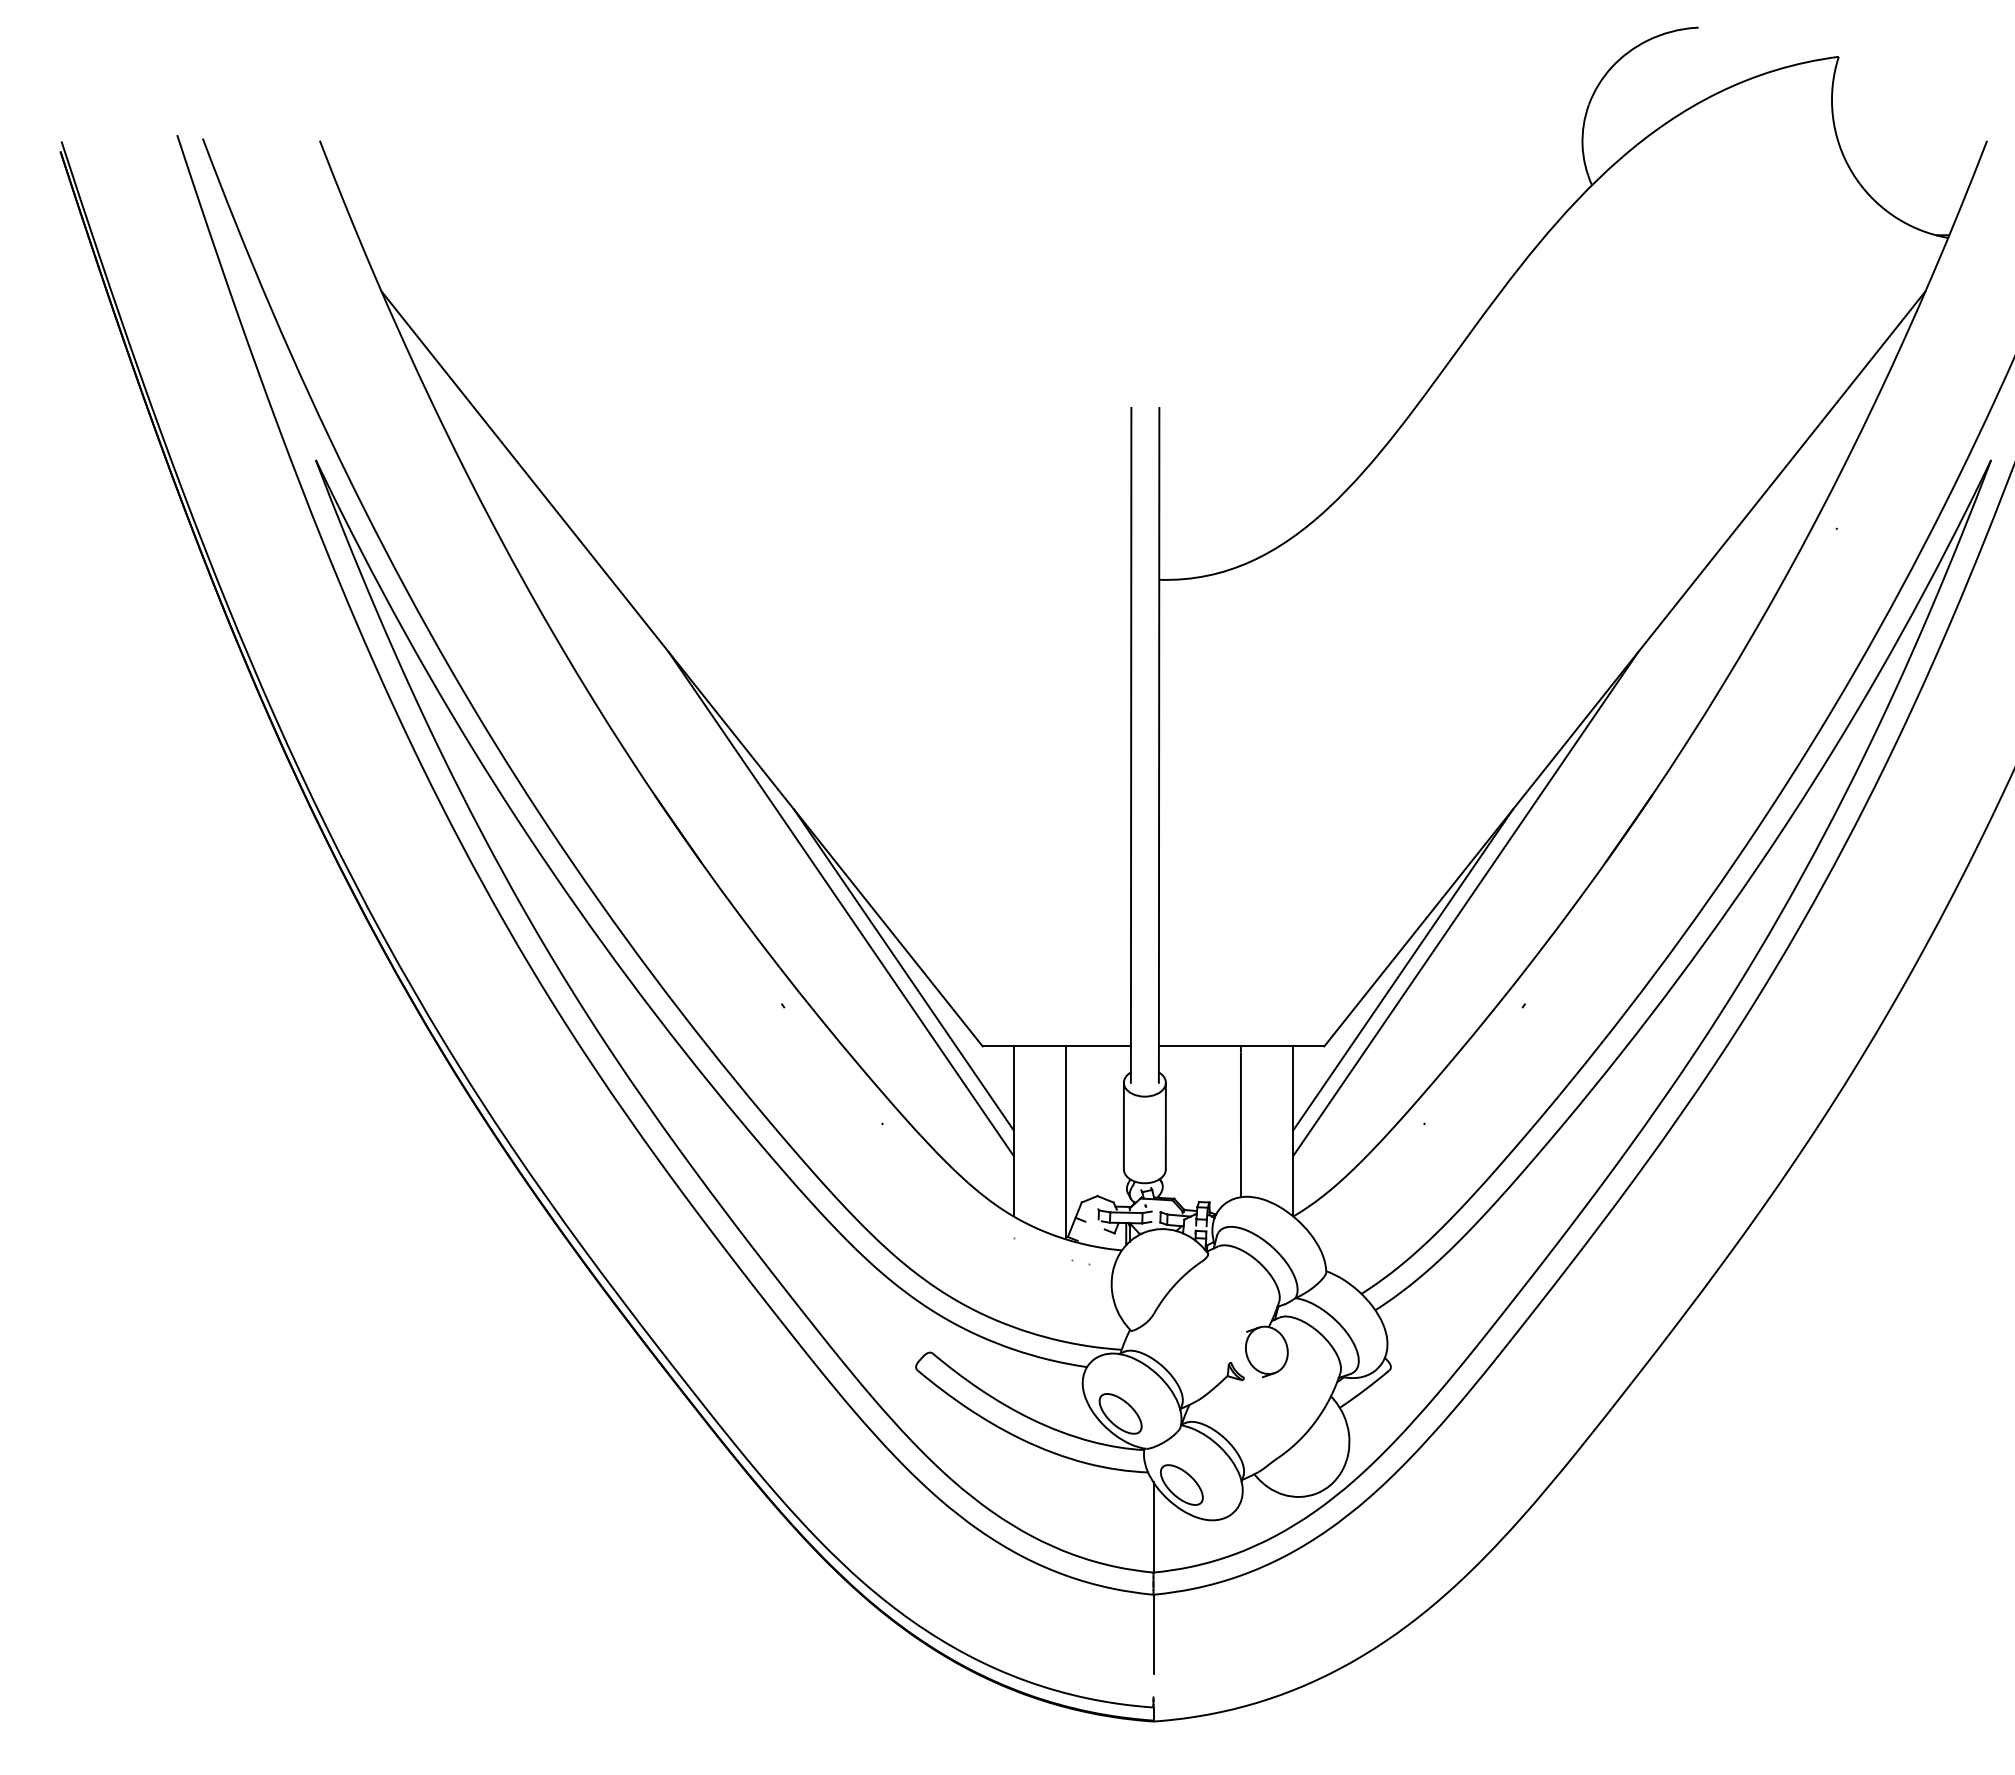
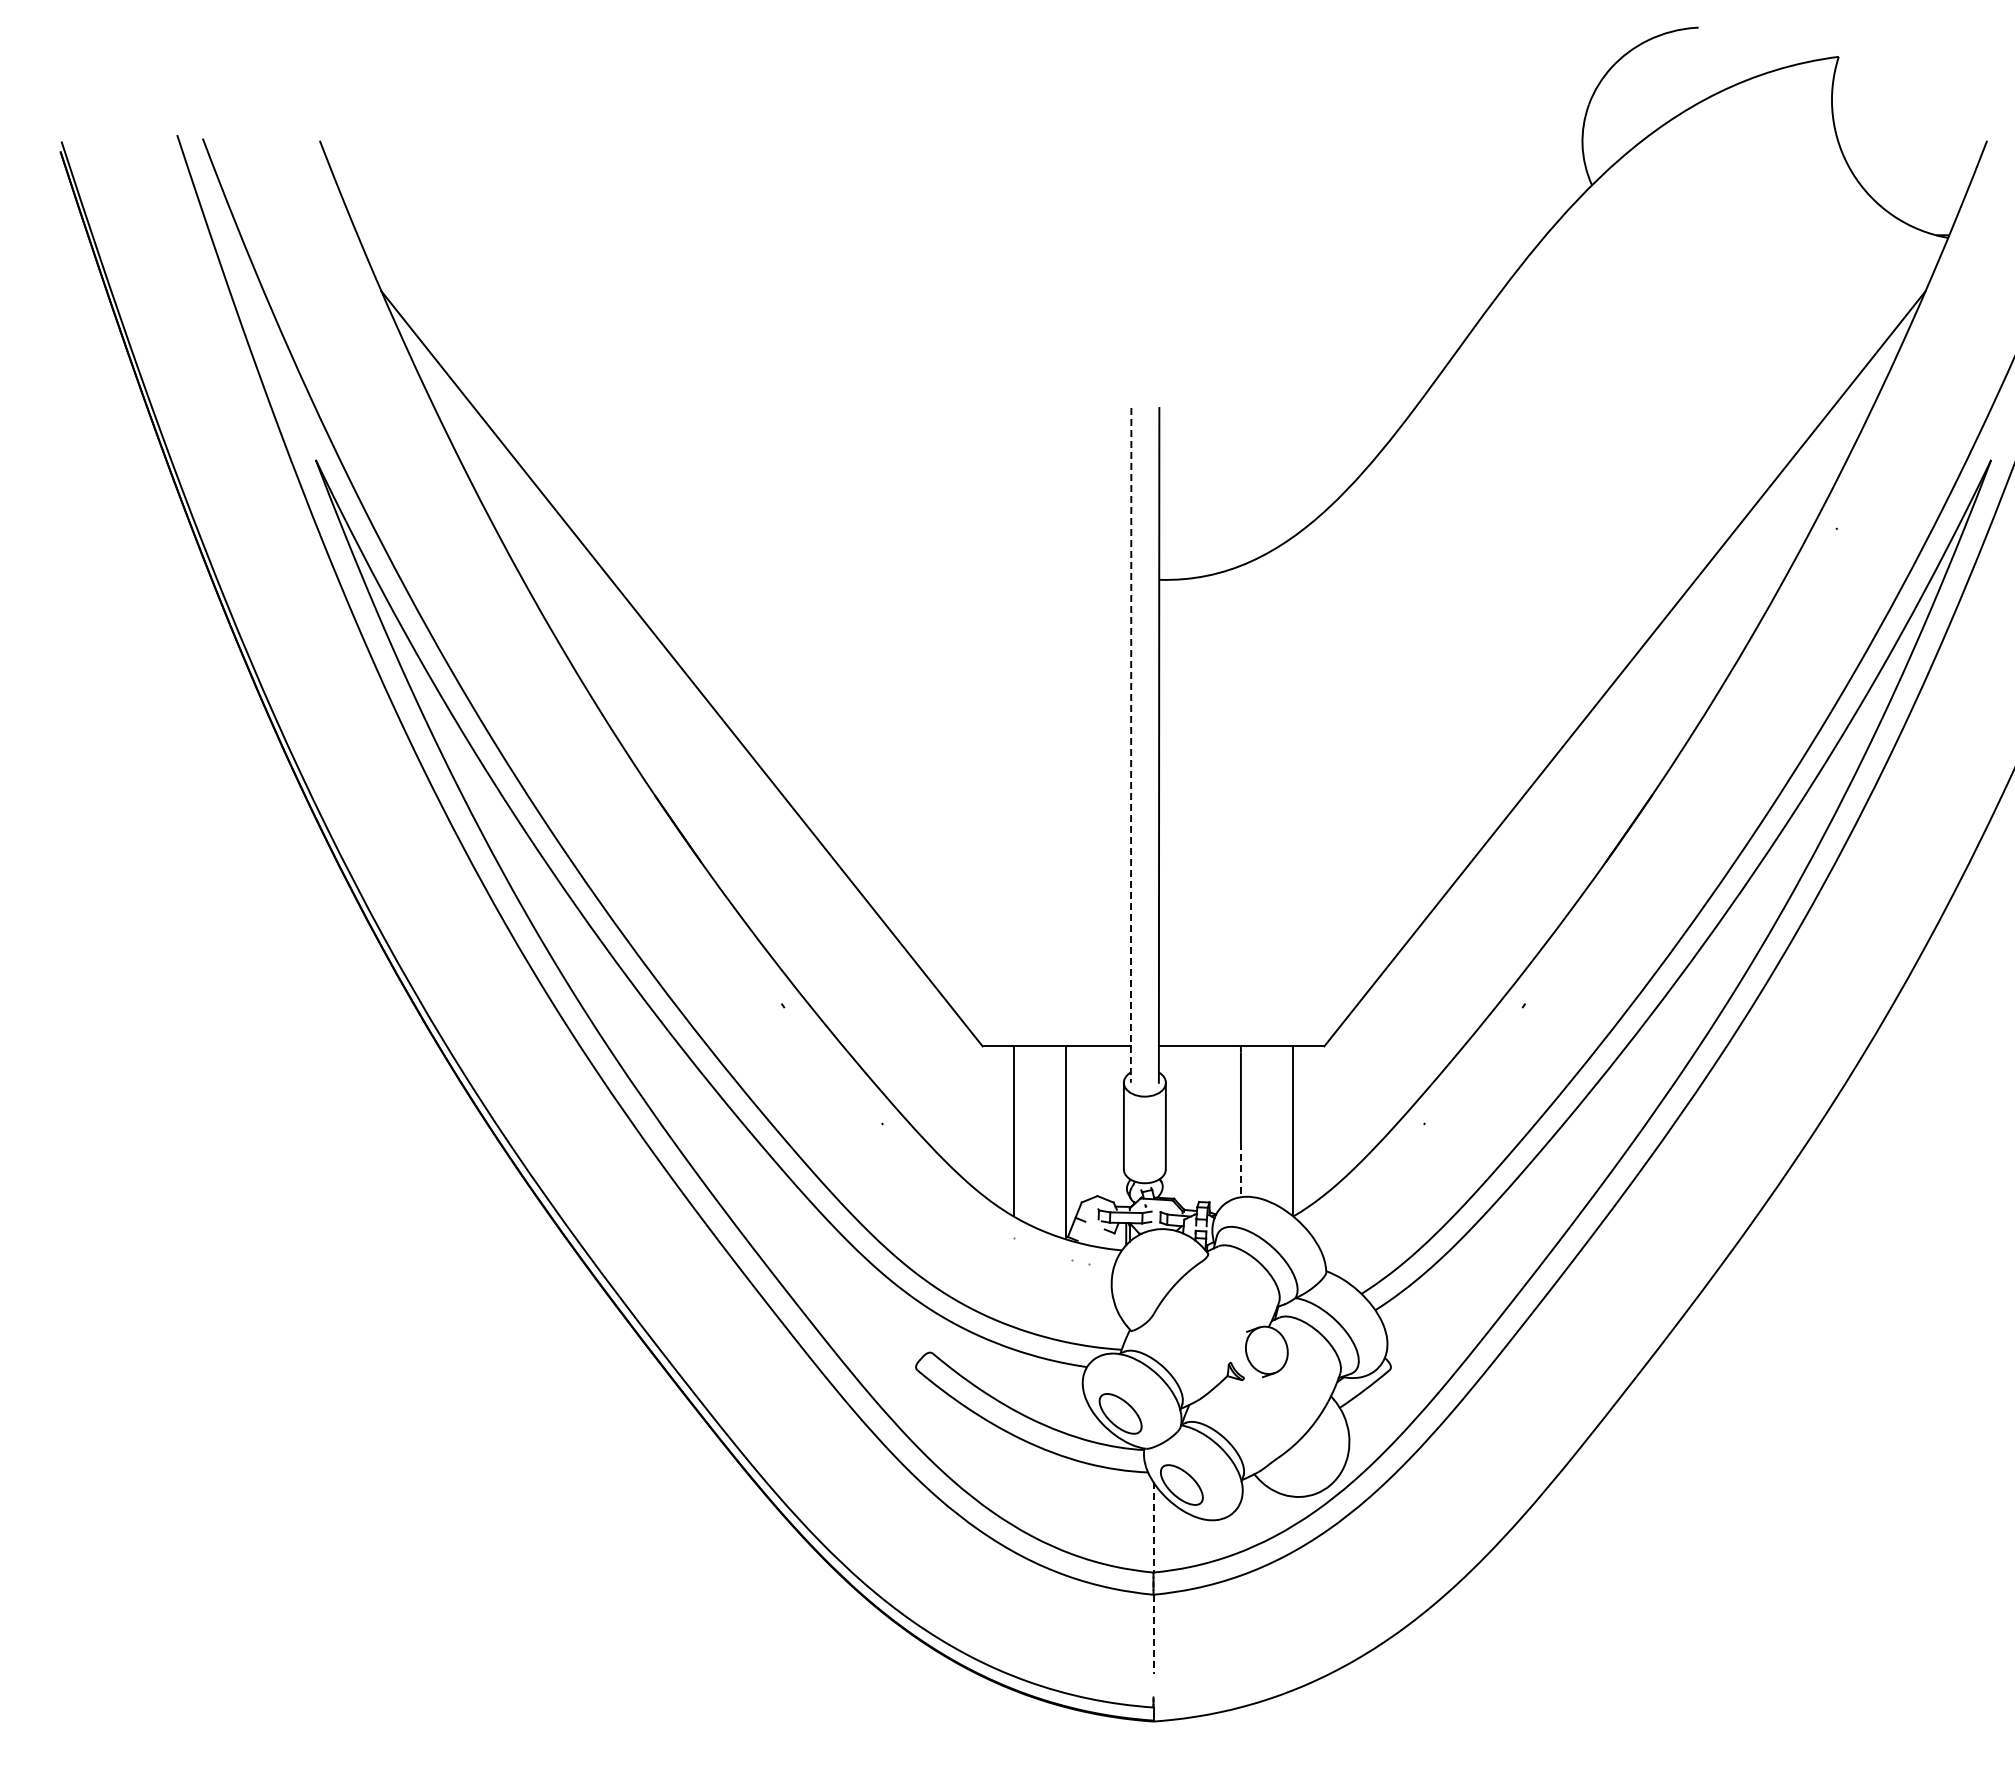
line: solid -> dashed (1131, 745)
line: present -> none (840, 903)
line: present -> none (1465, 903)
line: present -> none (903, 969)
line: present -> none (1403, 969)
line: solid -> dashed (1240, 1170)
line: solid -> dashed (1153, 1527)
line: solid -> dashed (1153, 1634)
